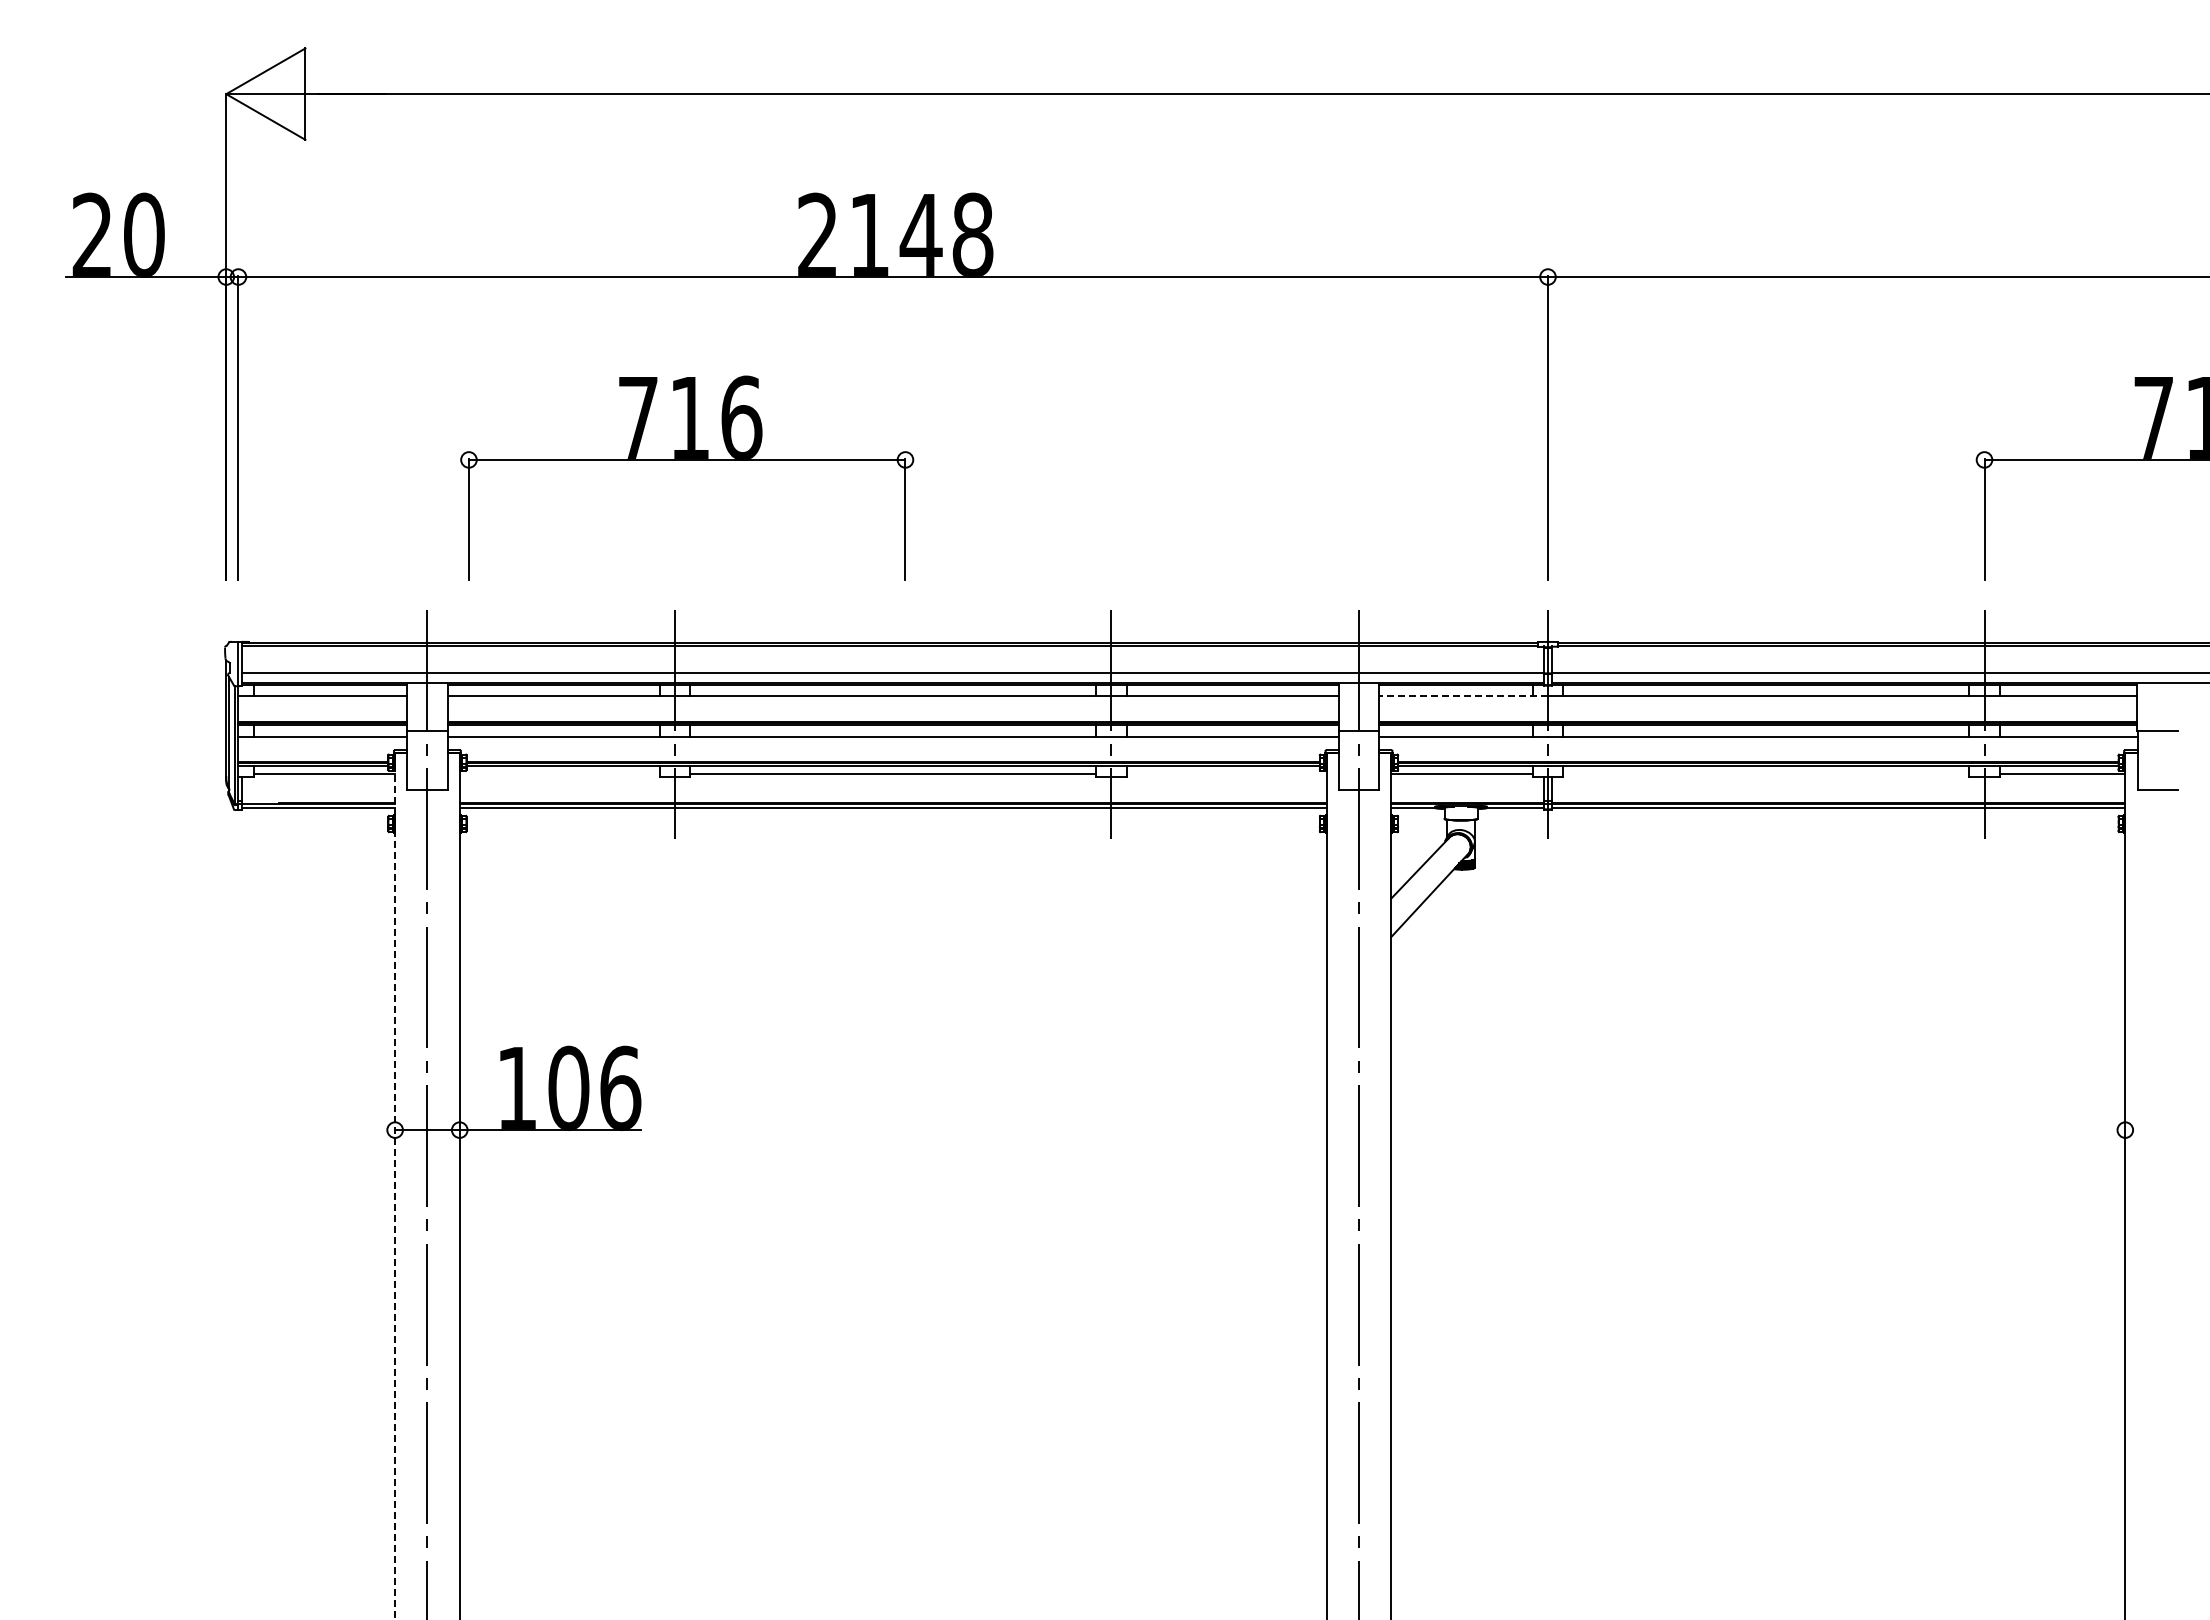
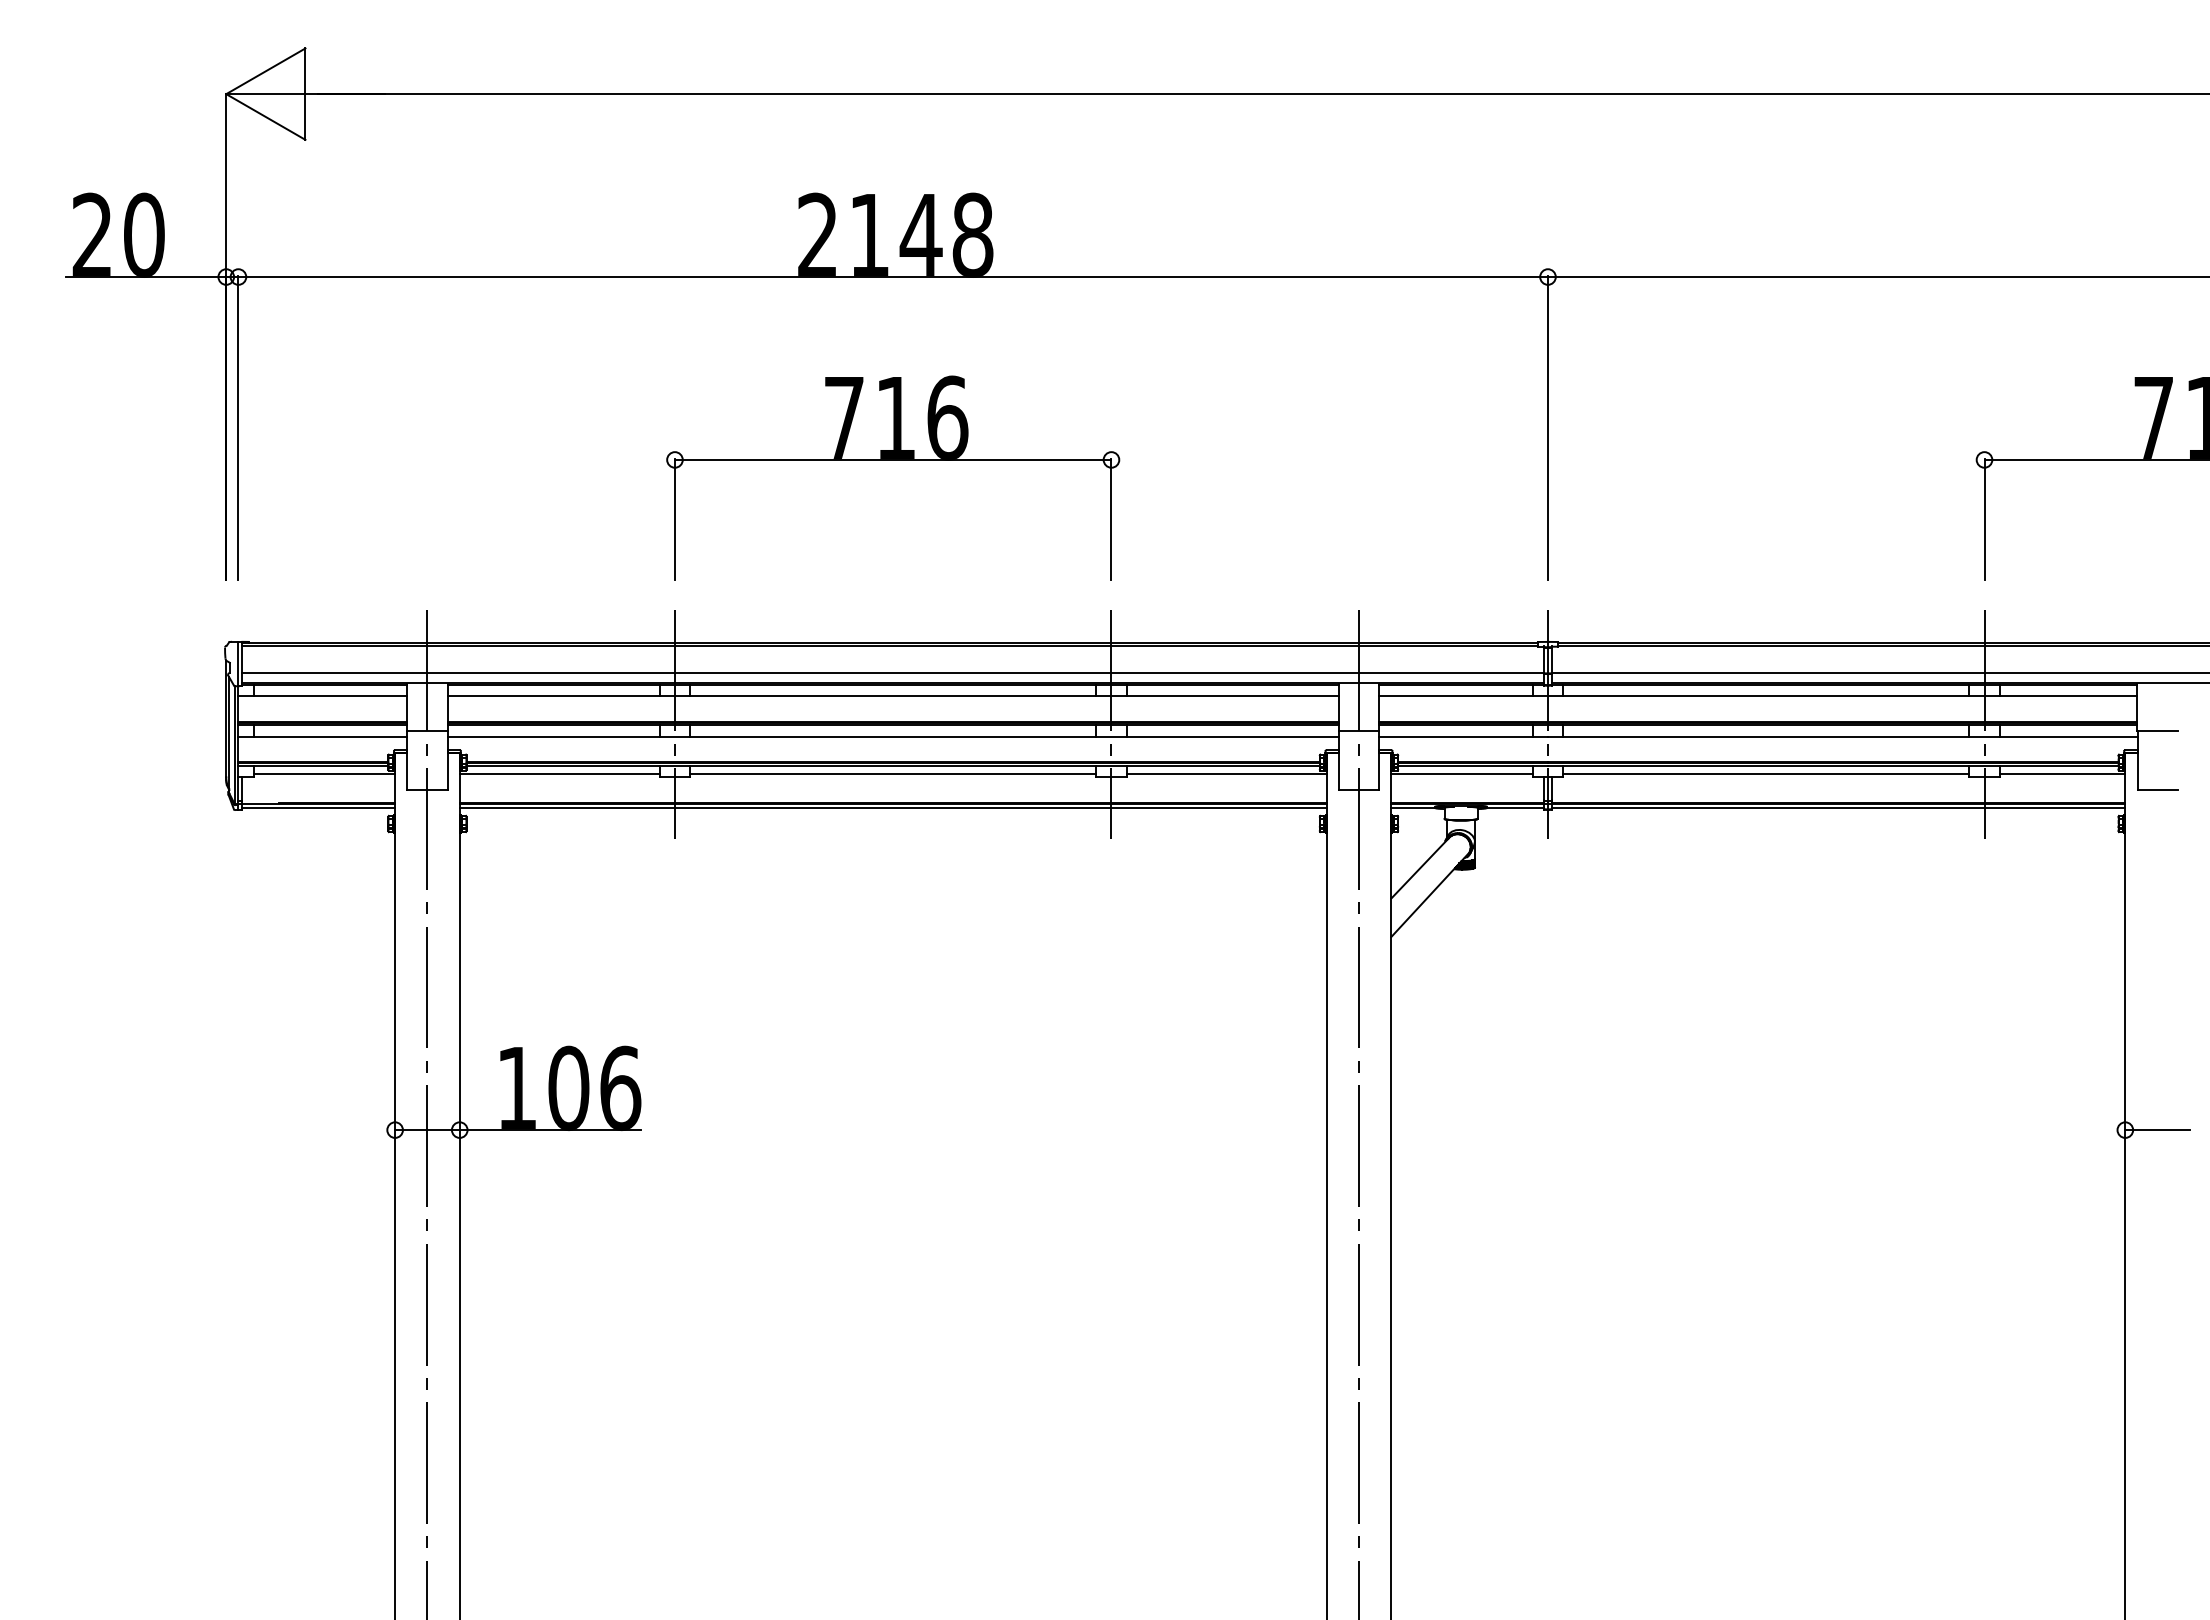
part position: (687, 460) -> (893, 460) (893, 460)
line: dashed -> solid (1463, 696)
line: none -> present (559, 774)
line: none -> present (1226, 774)
line: none -> present (1766, 774)
line: none -> present (2157, 1130)
line: dashed -> solid (395, 1187)
